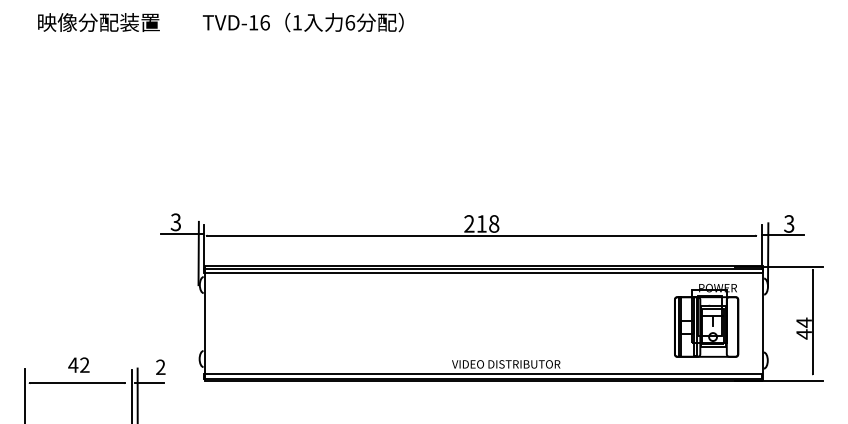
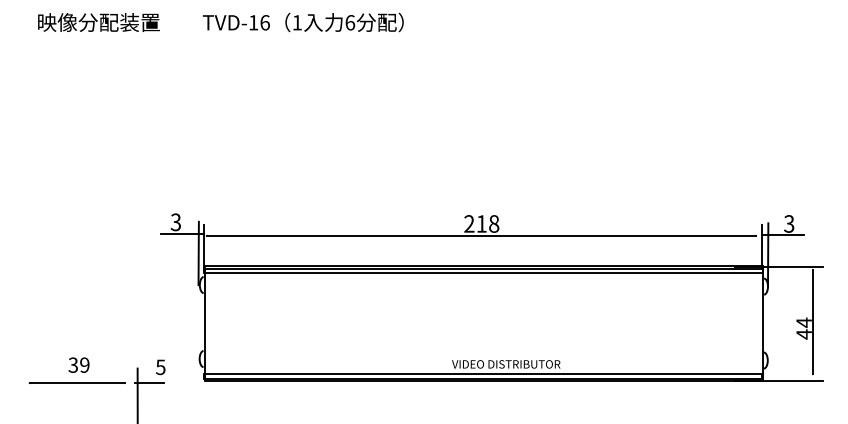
part: present -> none (706, 320)
text: 42 -> 39 (78, 364)
text: 2 -> 5 (160, 367)
line: present -> none (25, 394)
line: present -> none (131, 394)
